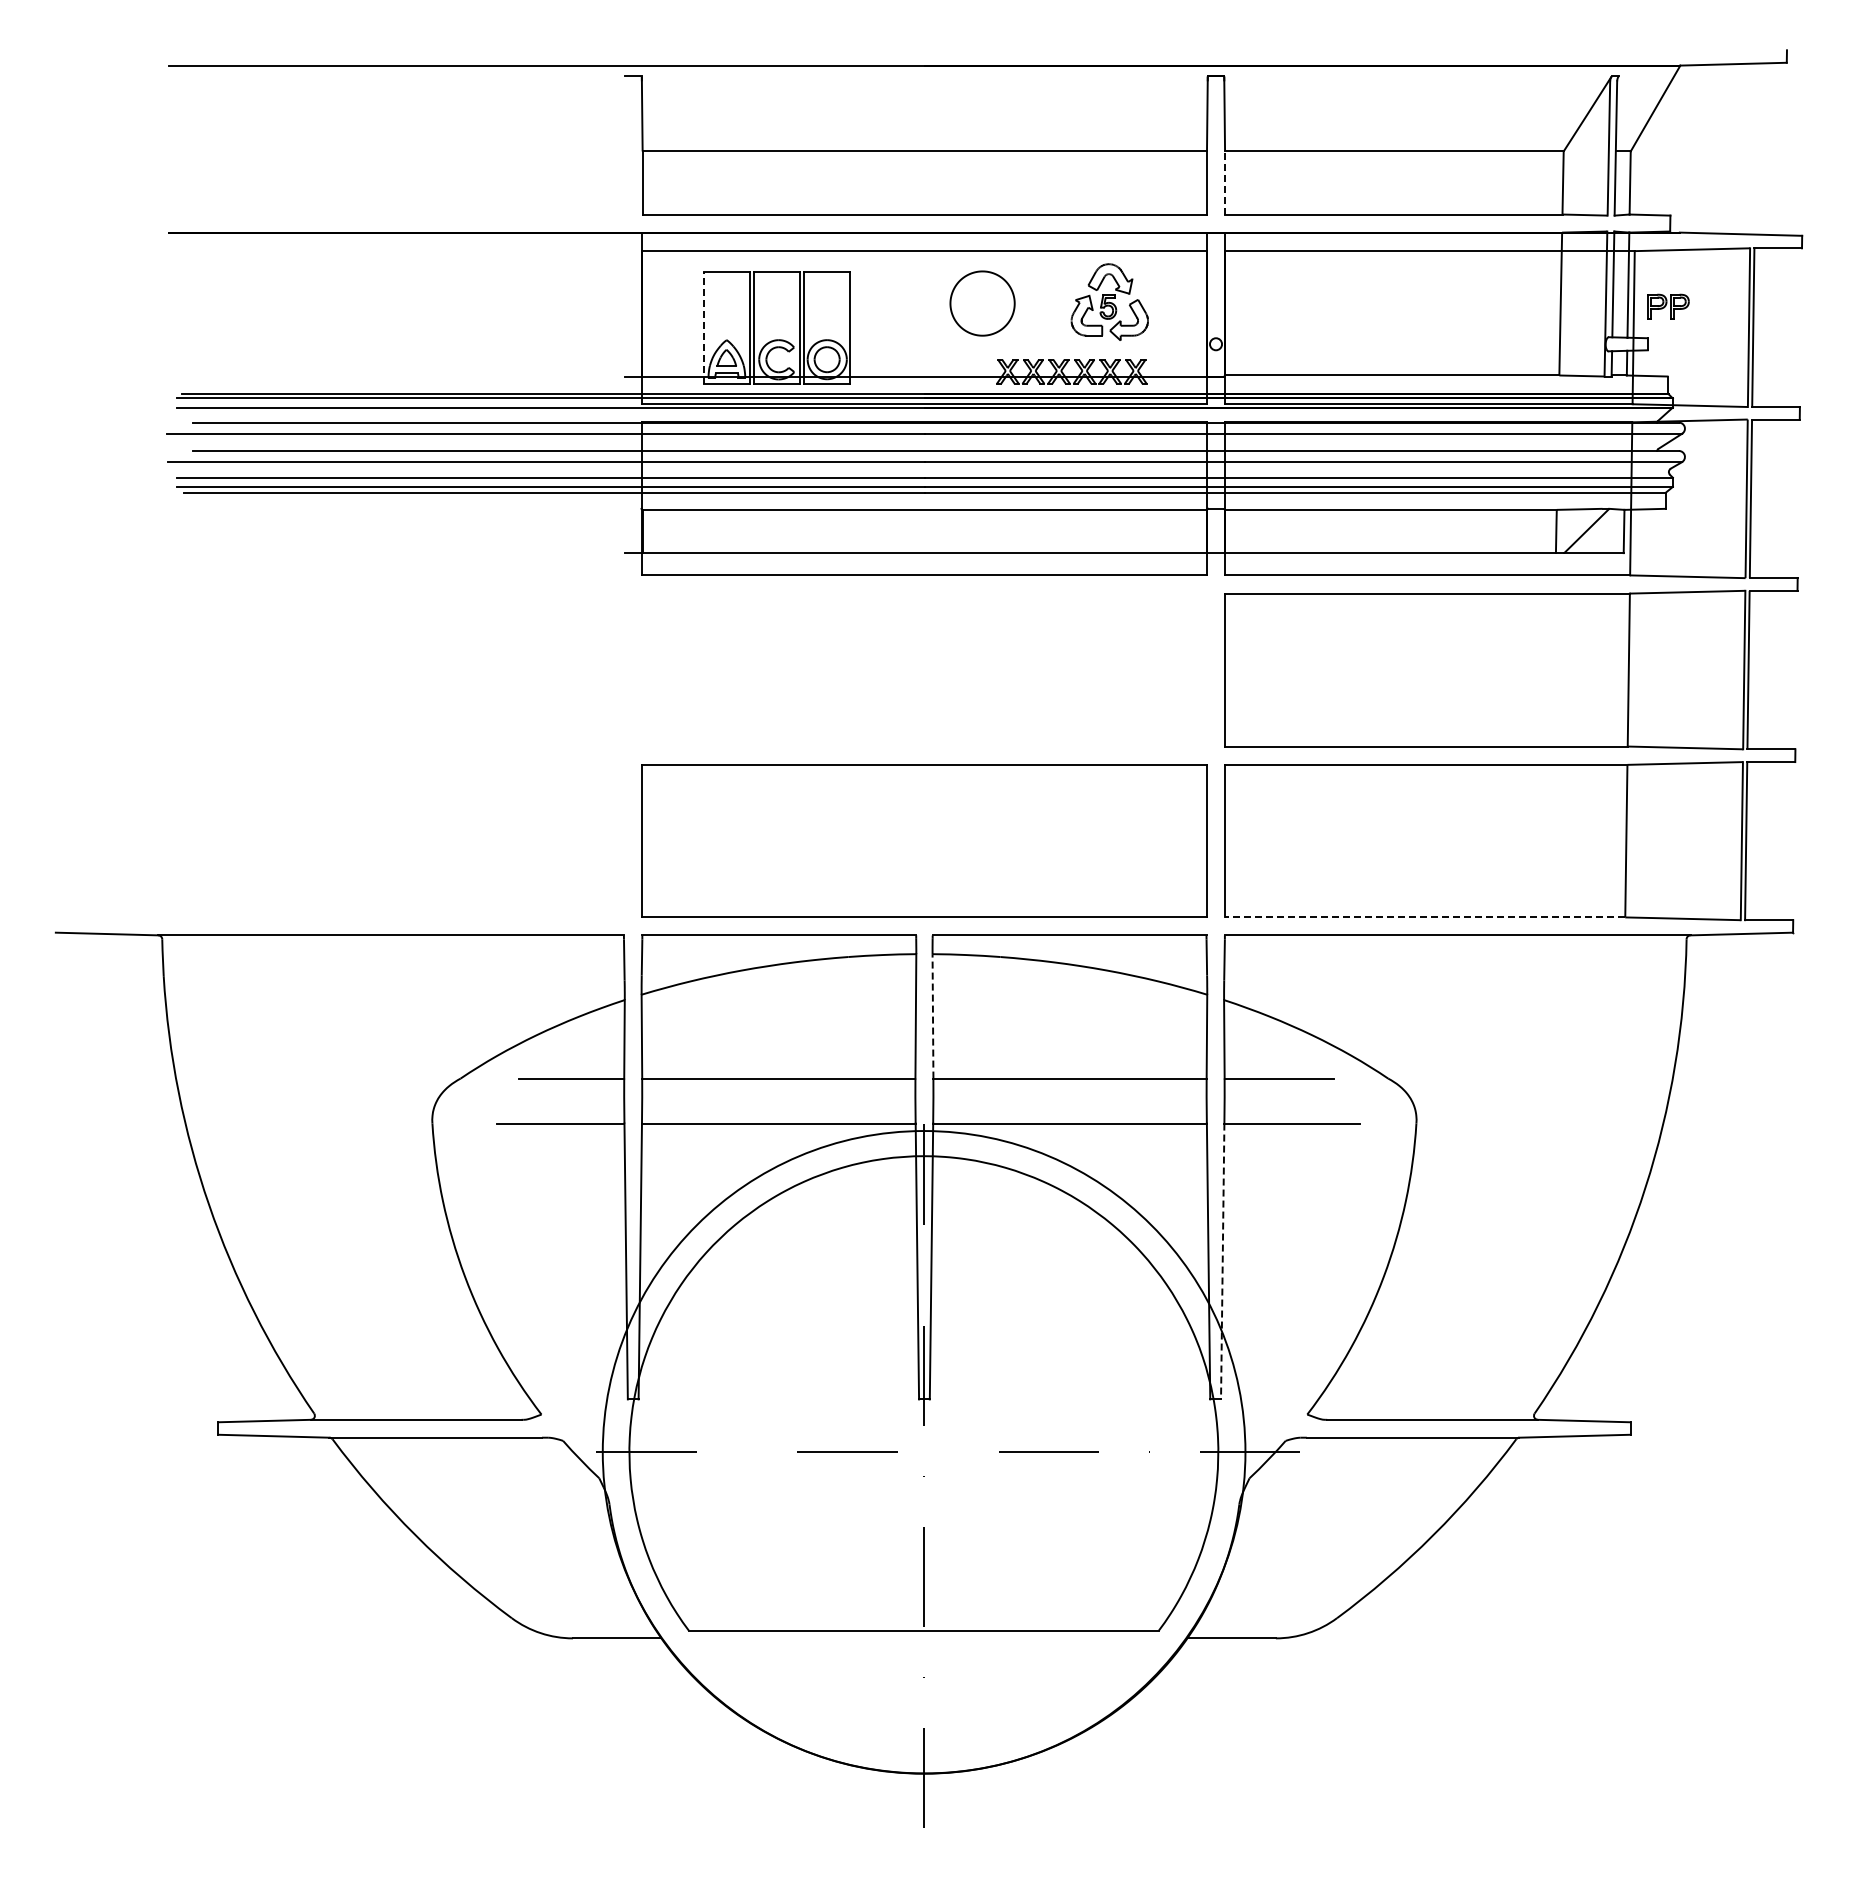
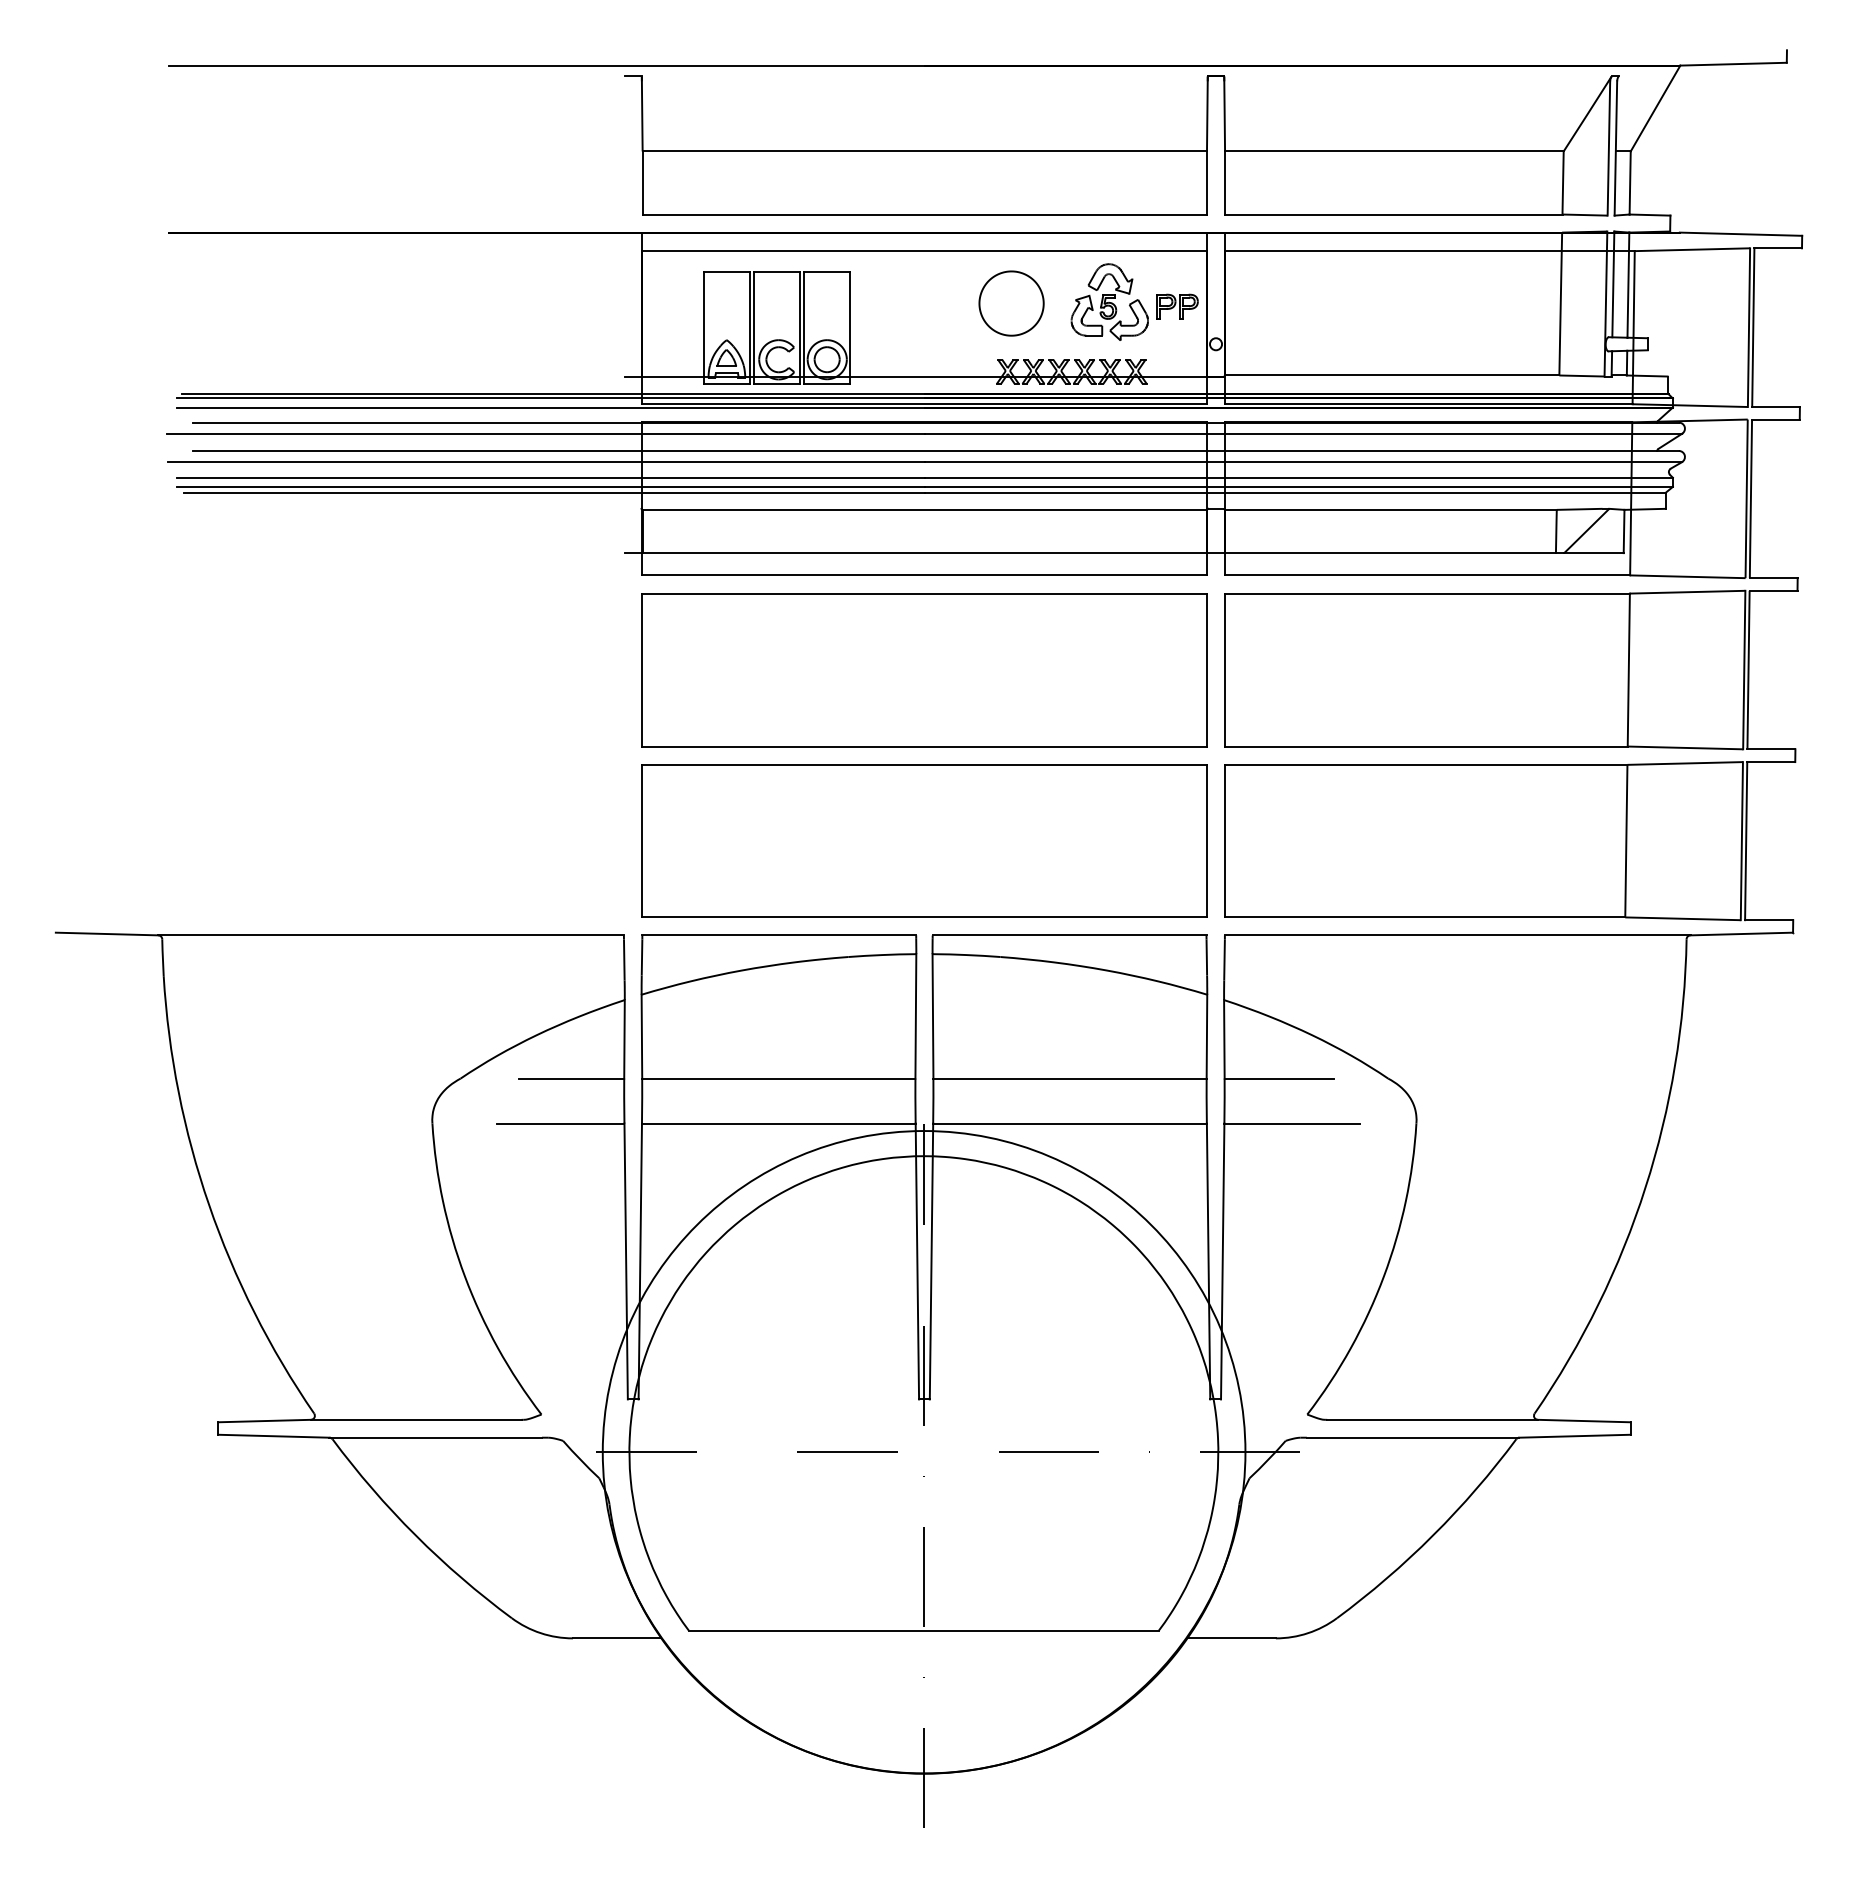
line: dashed -> solid (1225, 183)
part position: (982, 303) -> (1011, 303) (1011, 303)
part position: (1668, 306) -> (1177, 306) (1177, 306)
line: dashed -> solid (703, 327)
part: none -> present (924, 670)
line: dashed -> solid (1424, 917)
line: dashed -> solid (932, 1015)
line: dashed -> solid (1222, 1261)
